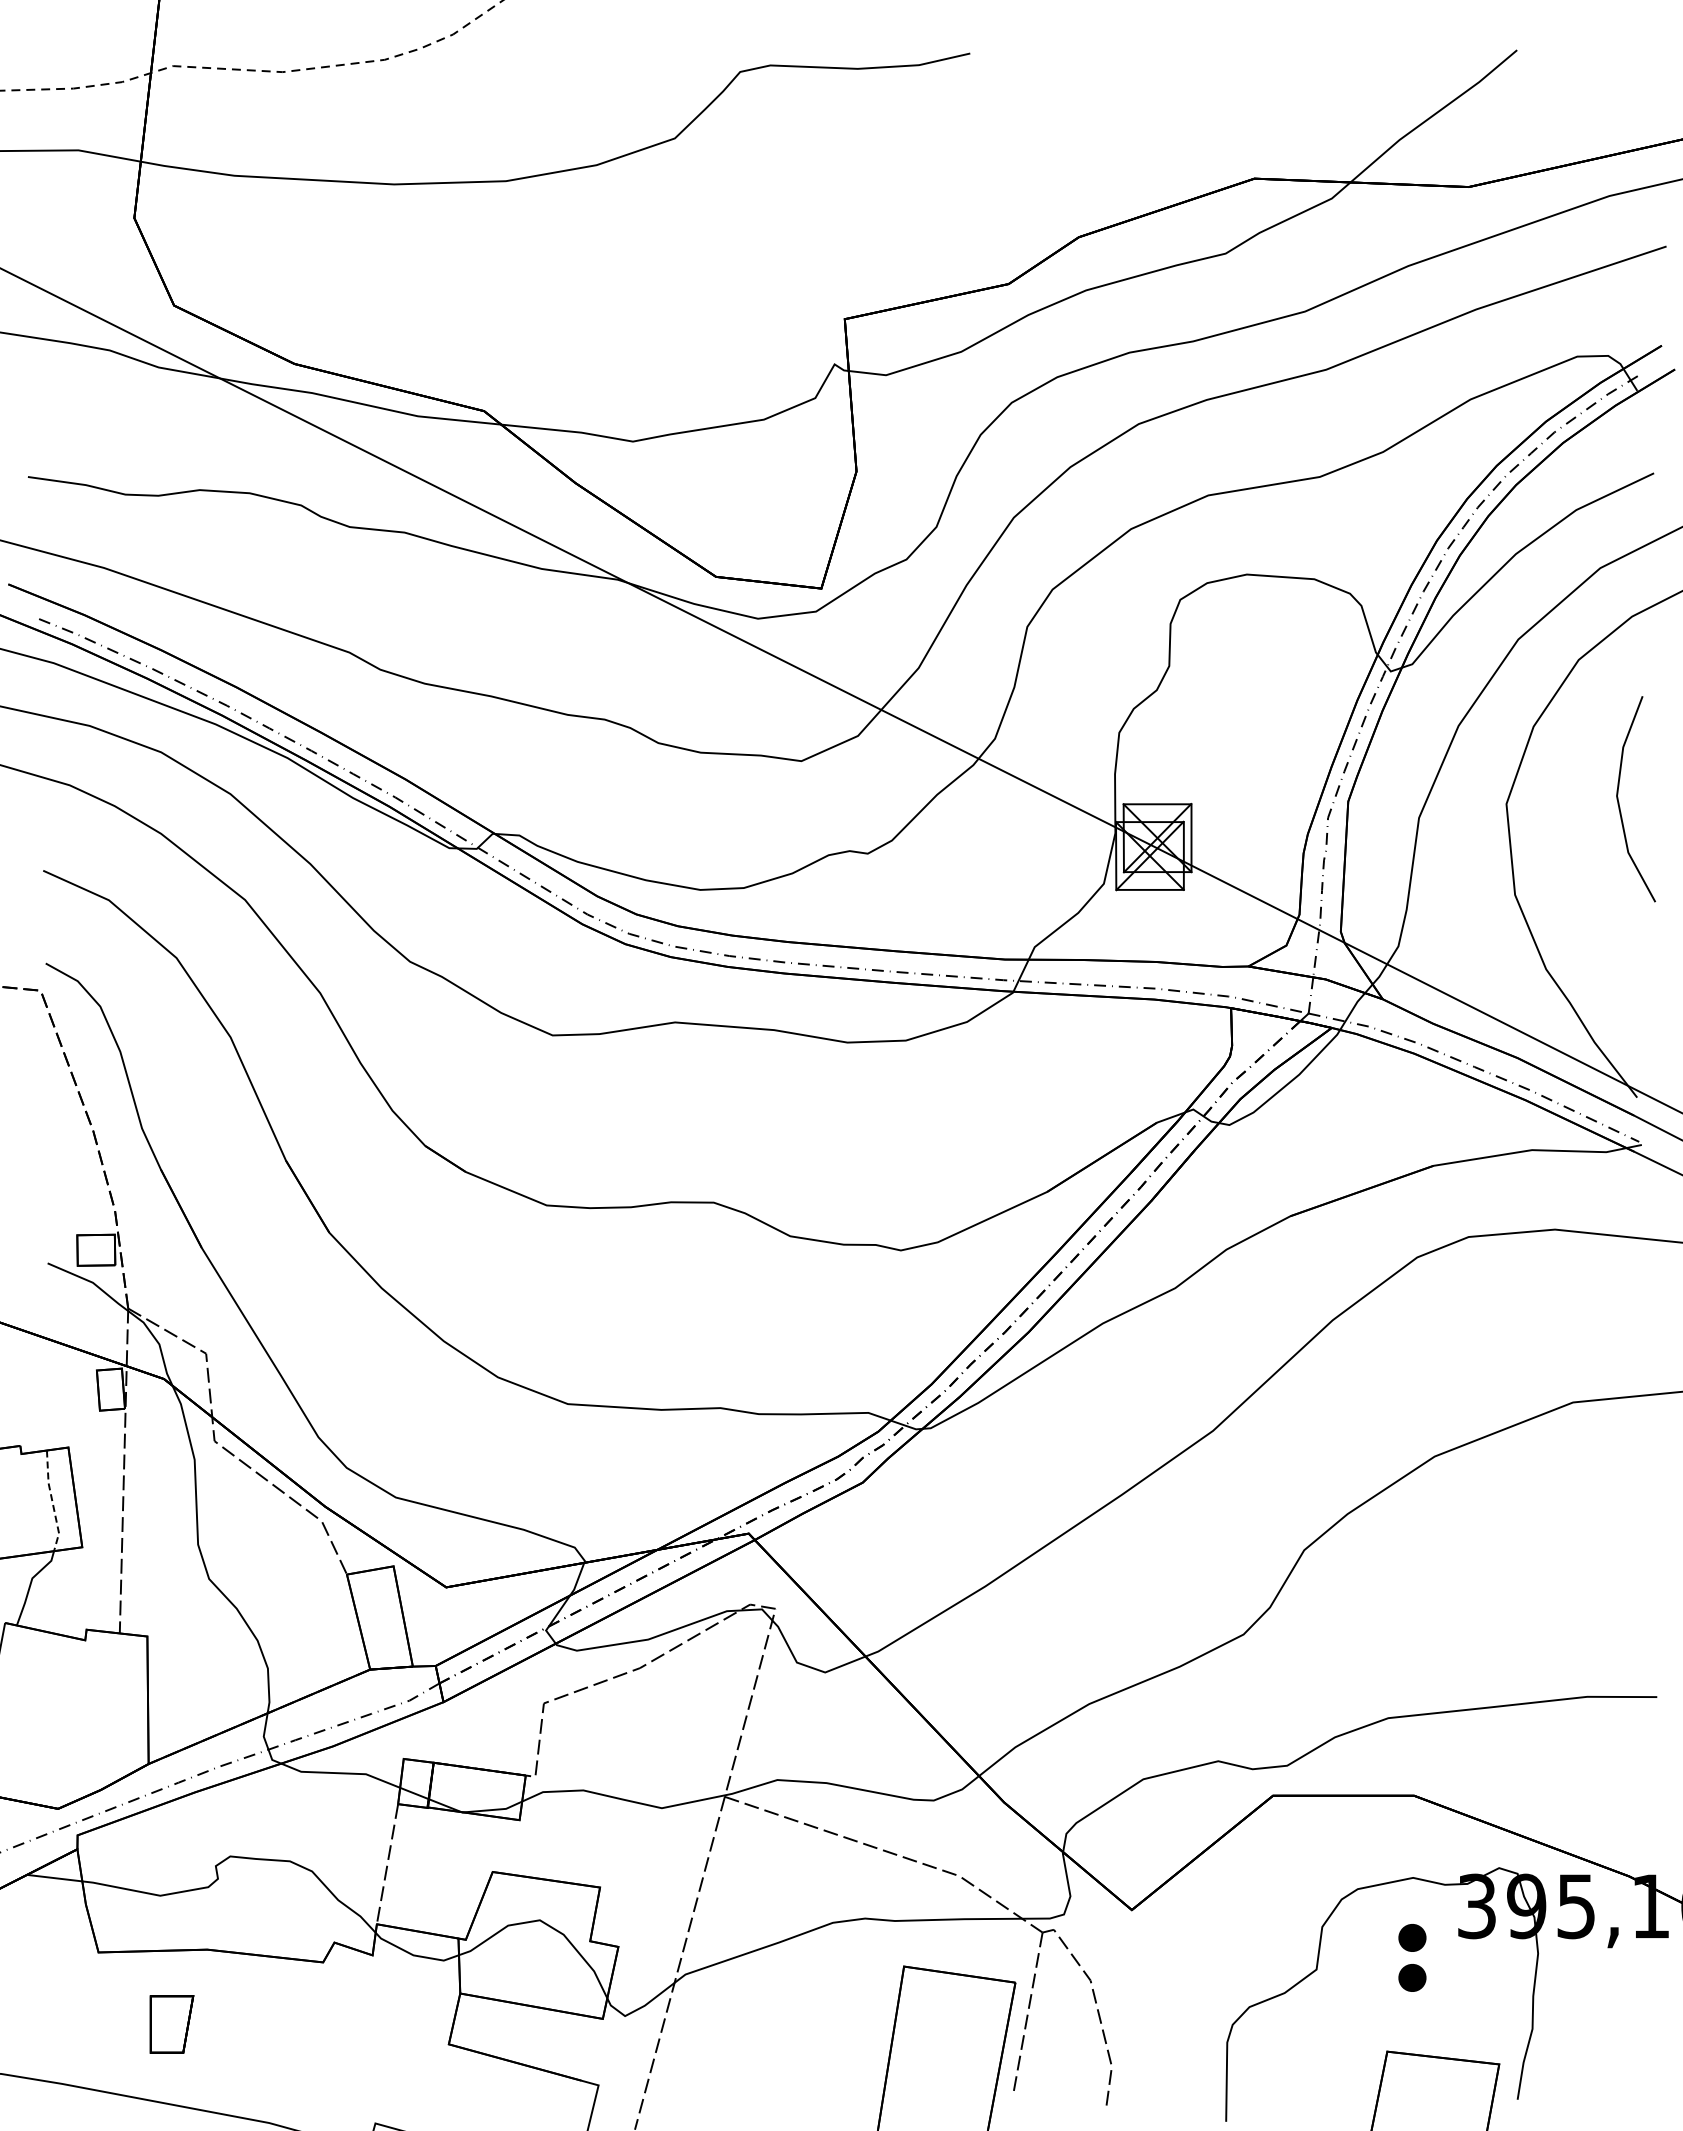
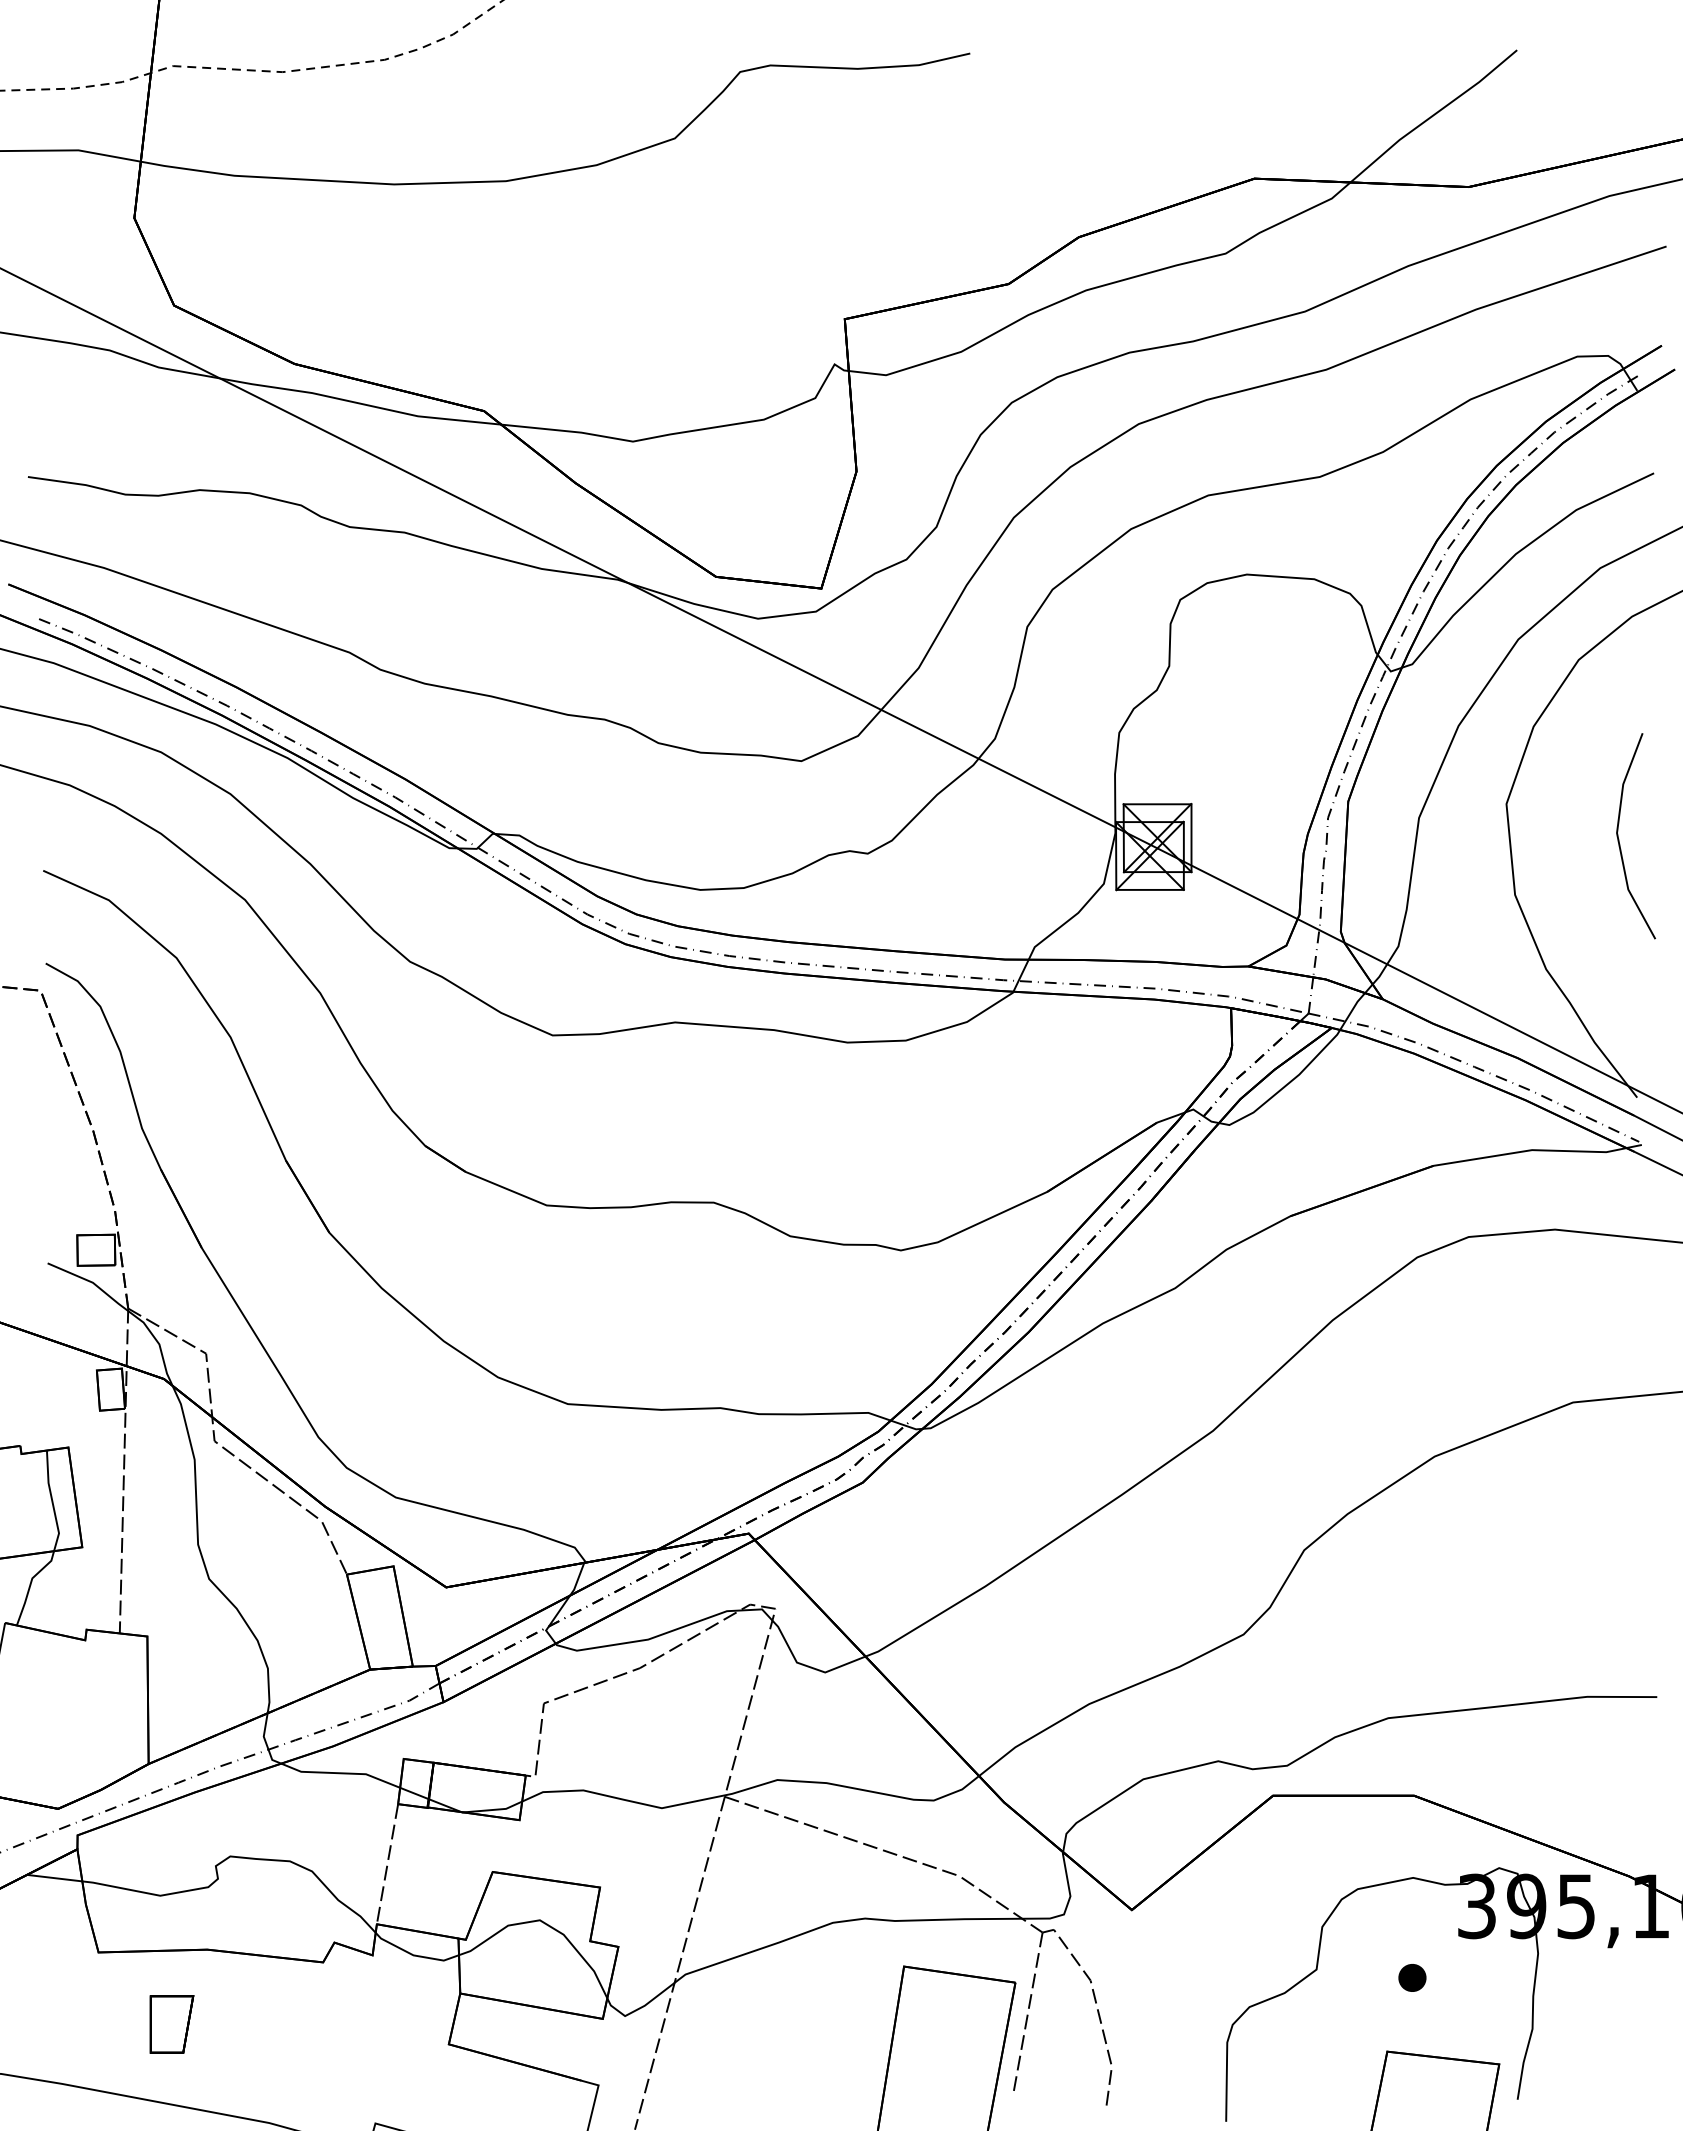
line position: (1619, 802) -> (1619, 839) (1619, 839)
line: dashed -> solid (52, 1501)
part: present -> none (1412, 1937)
